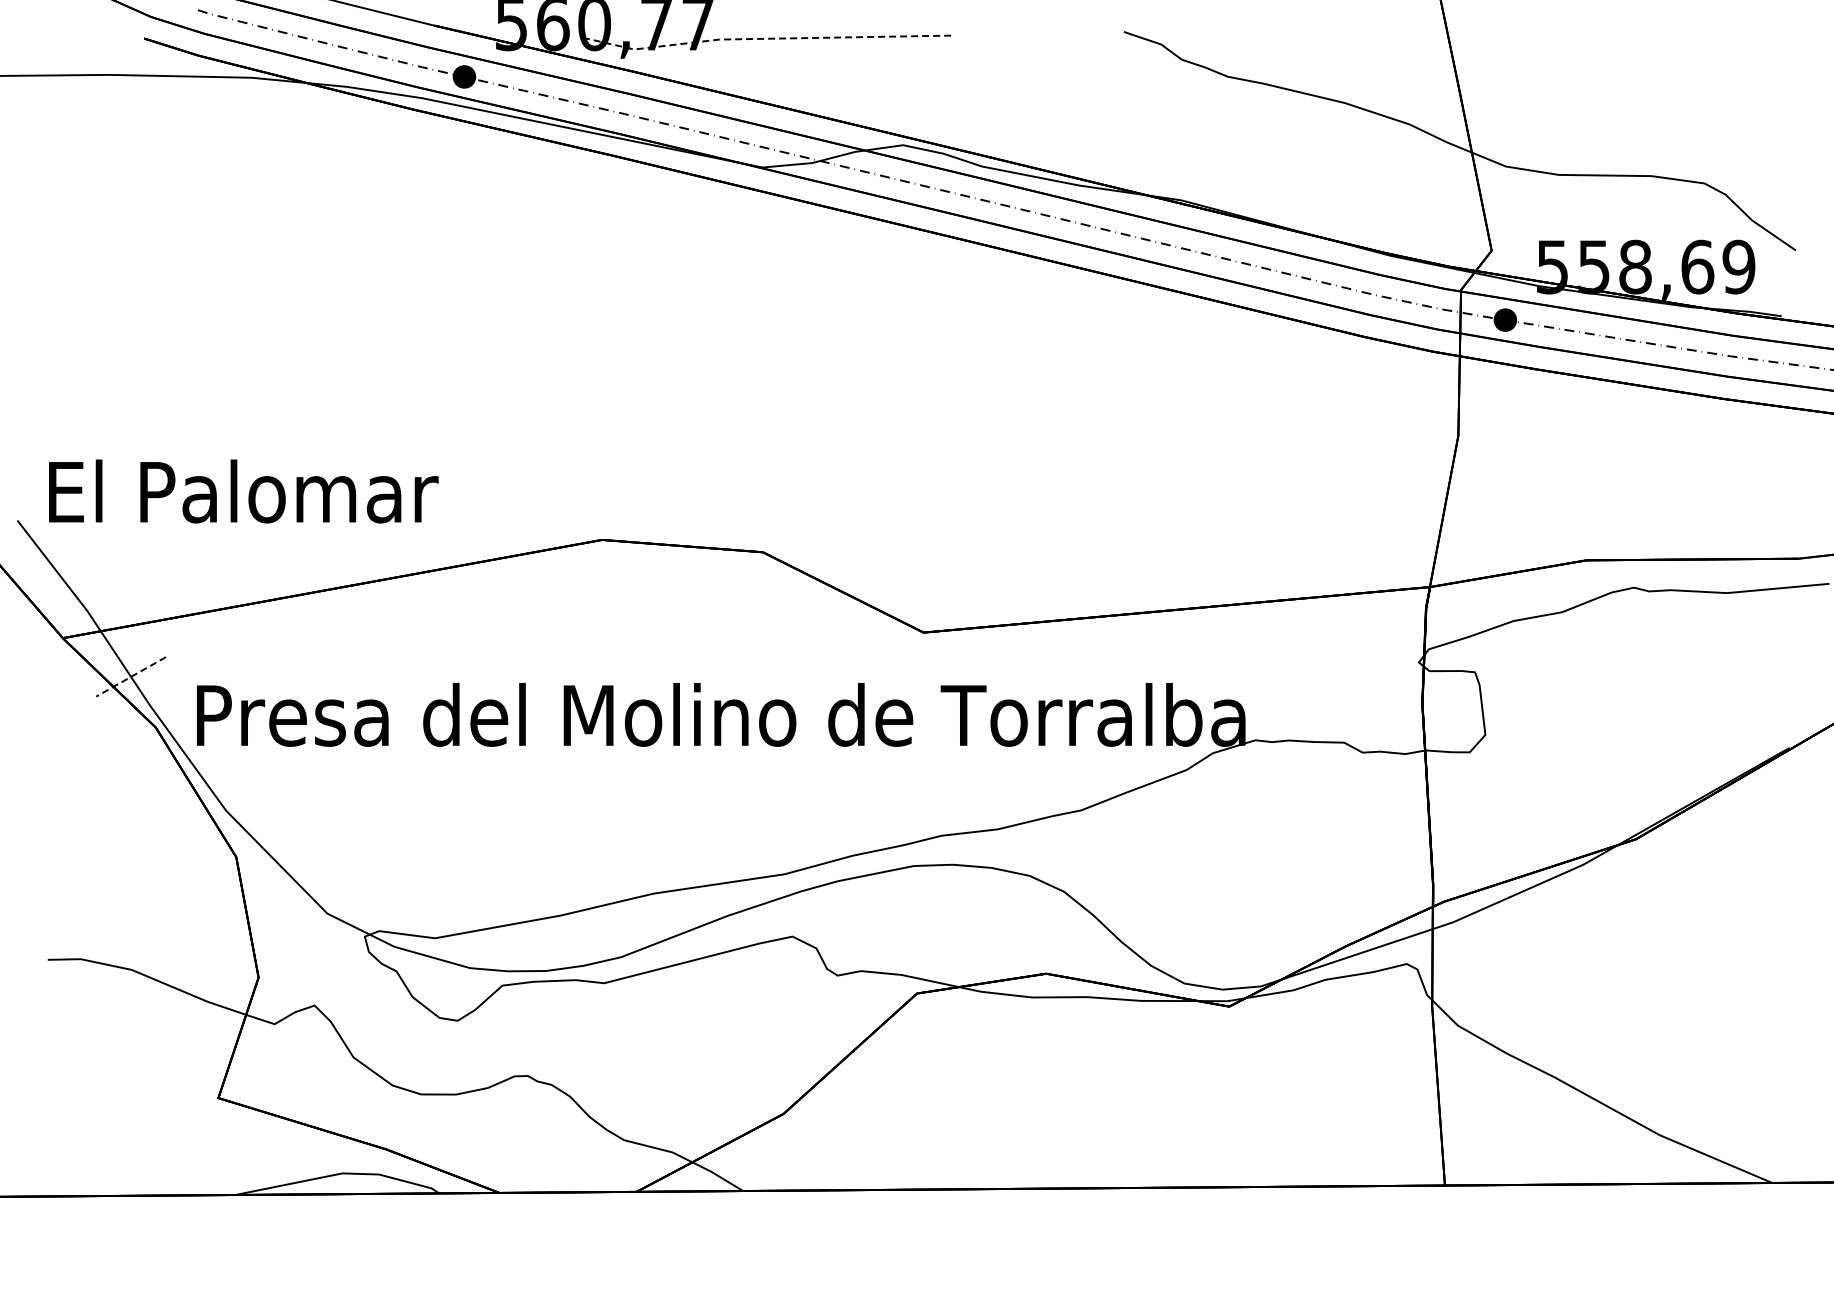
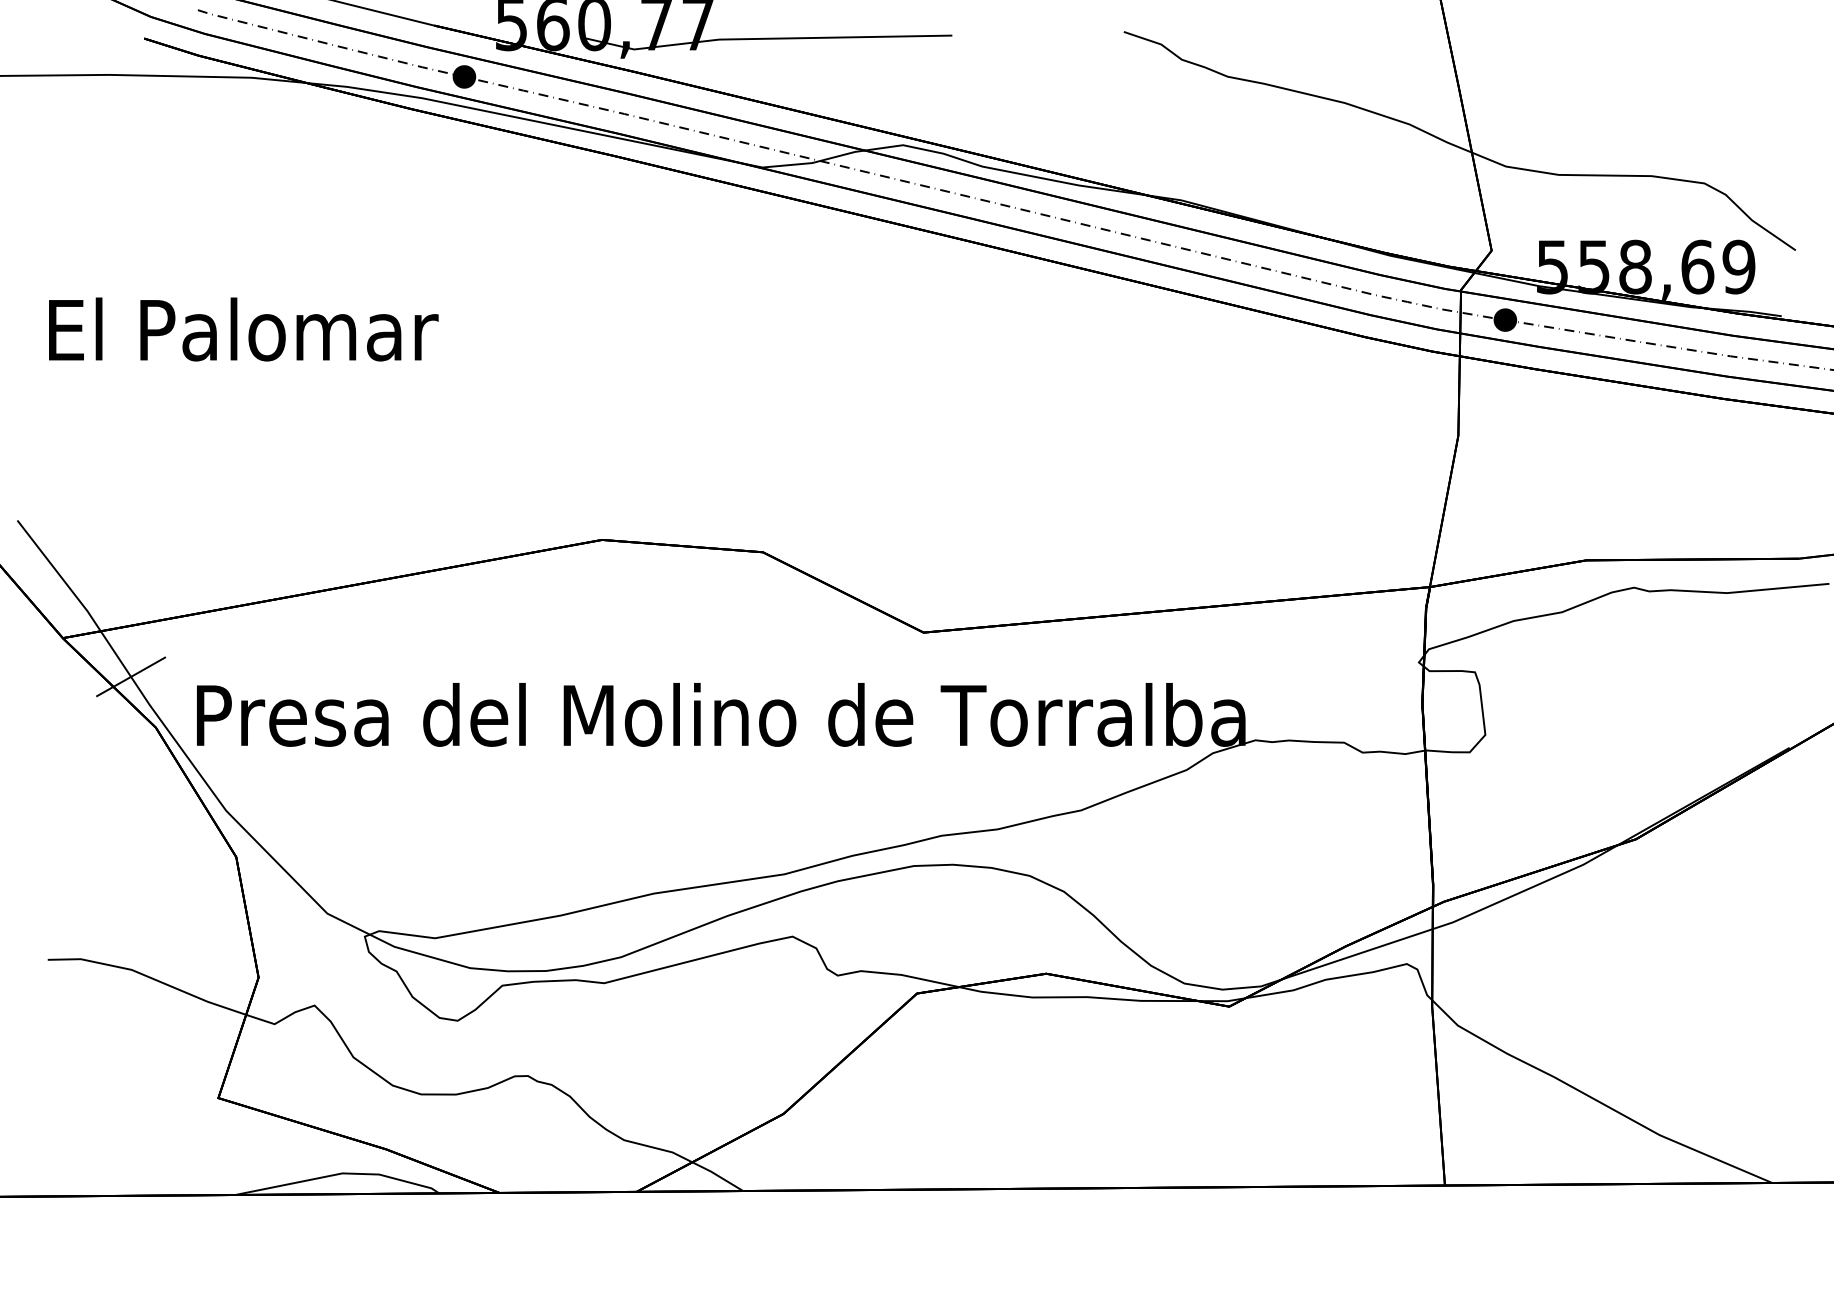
line: dashed -> solid (766, 38)
text position: (243, 491) -> (243, 329) (243, 329)
line: dashed -> solid (131, 676)
